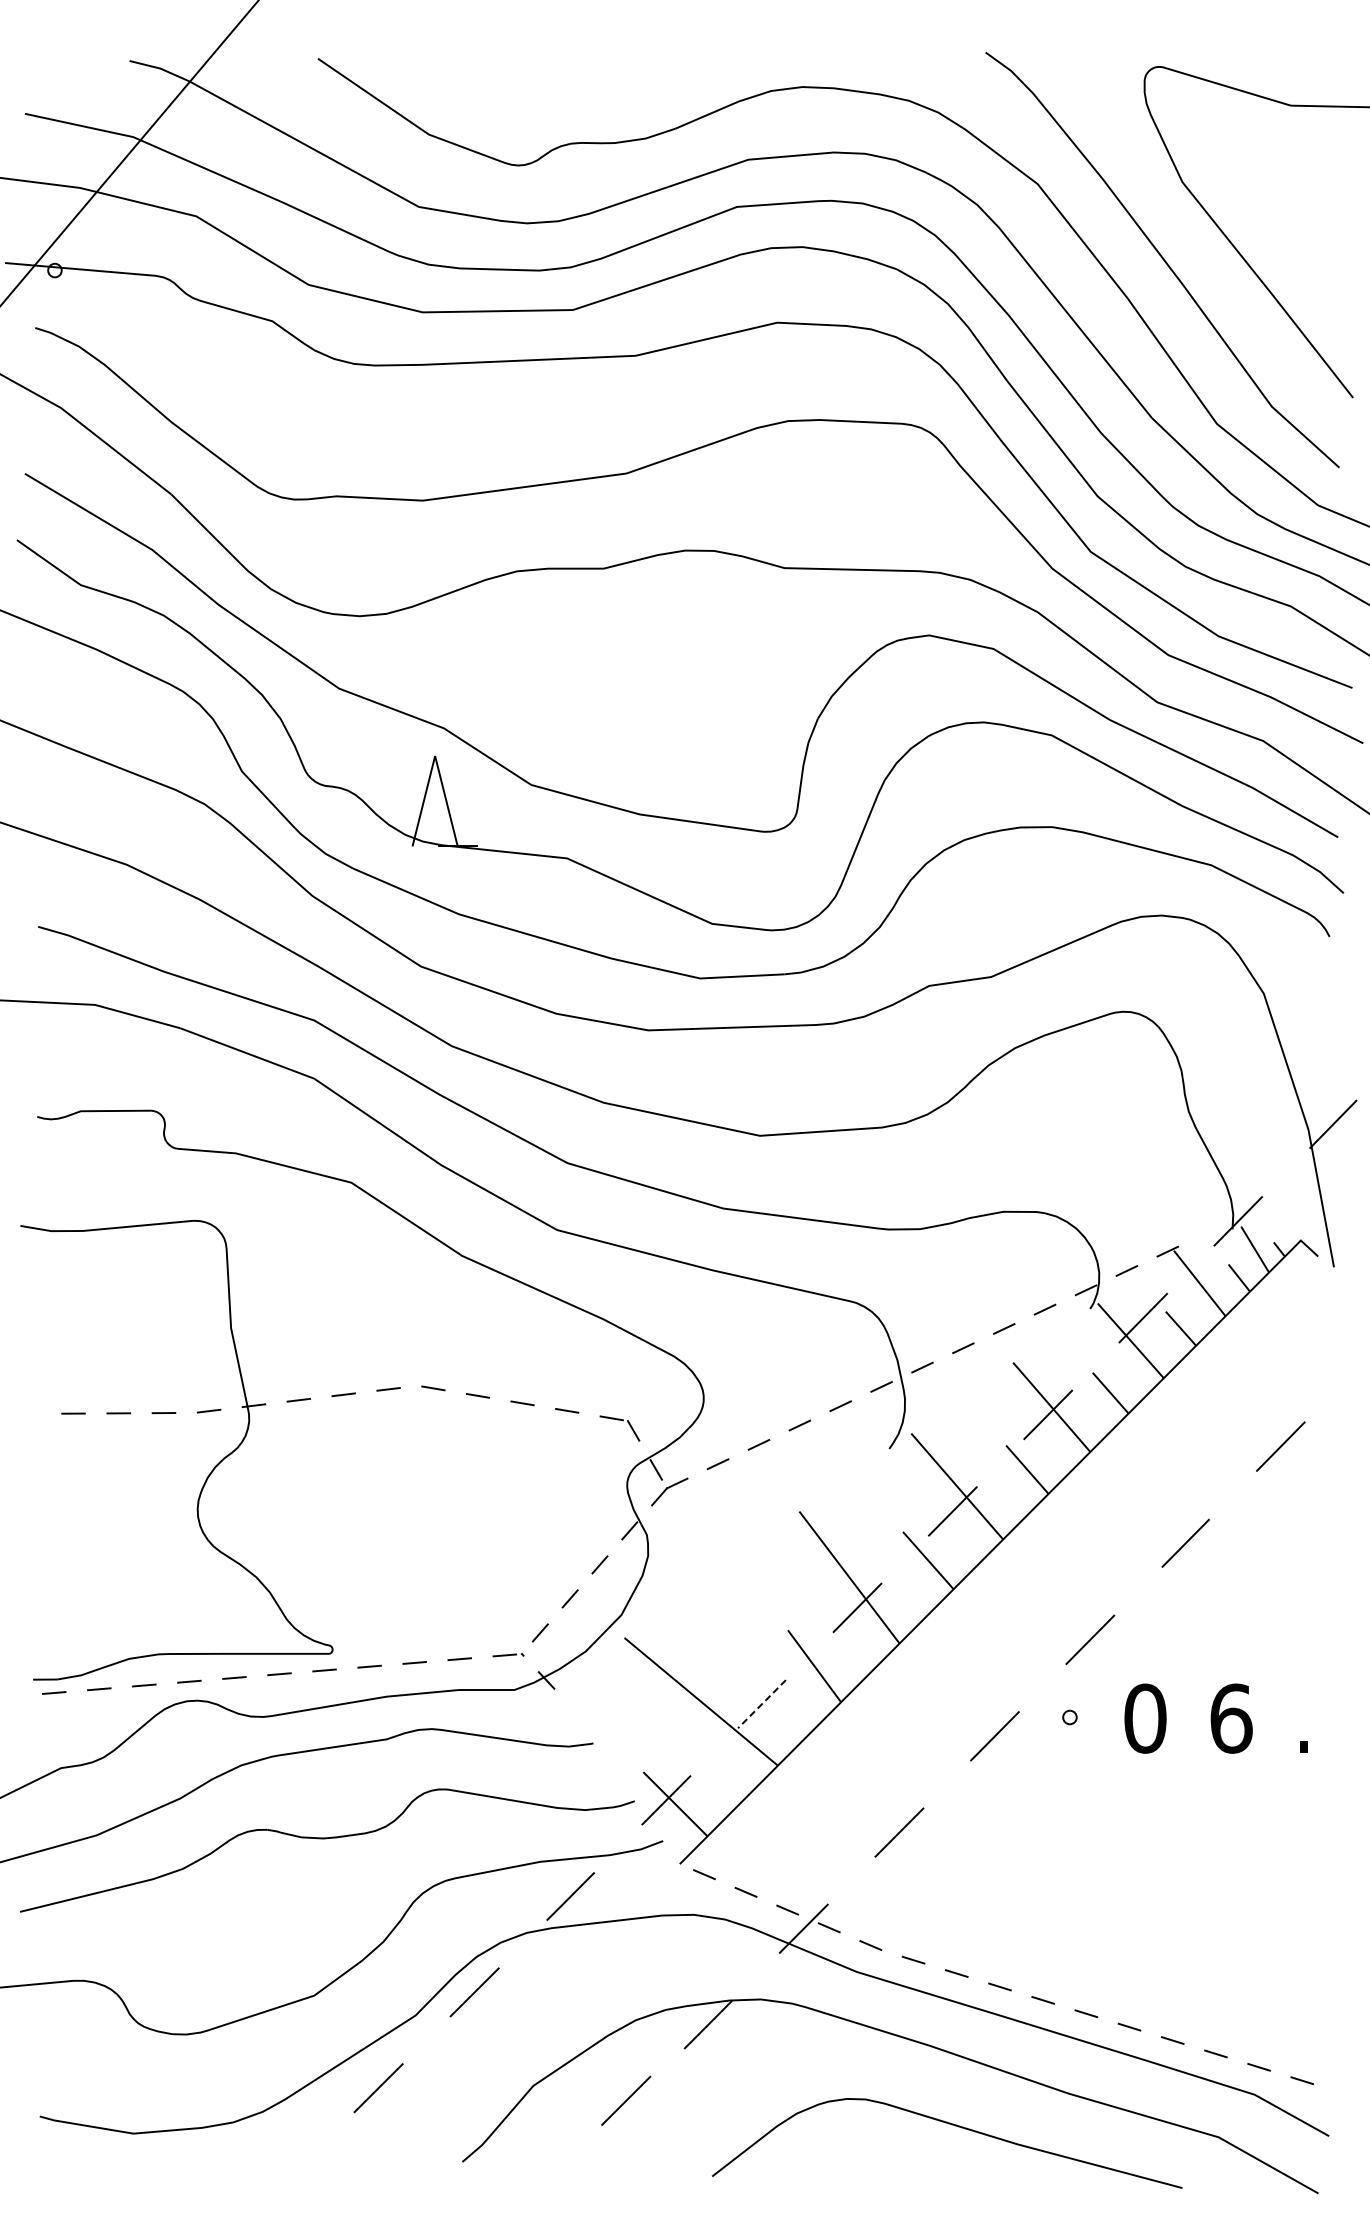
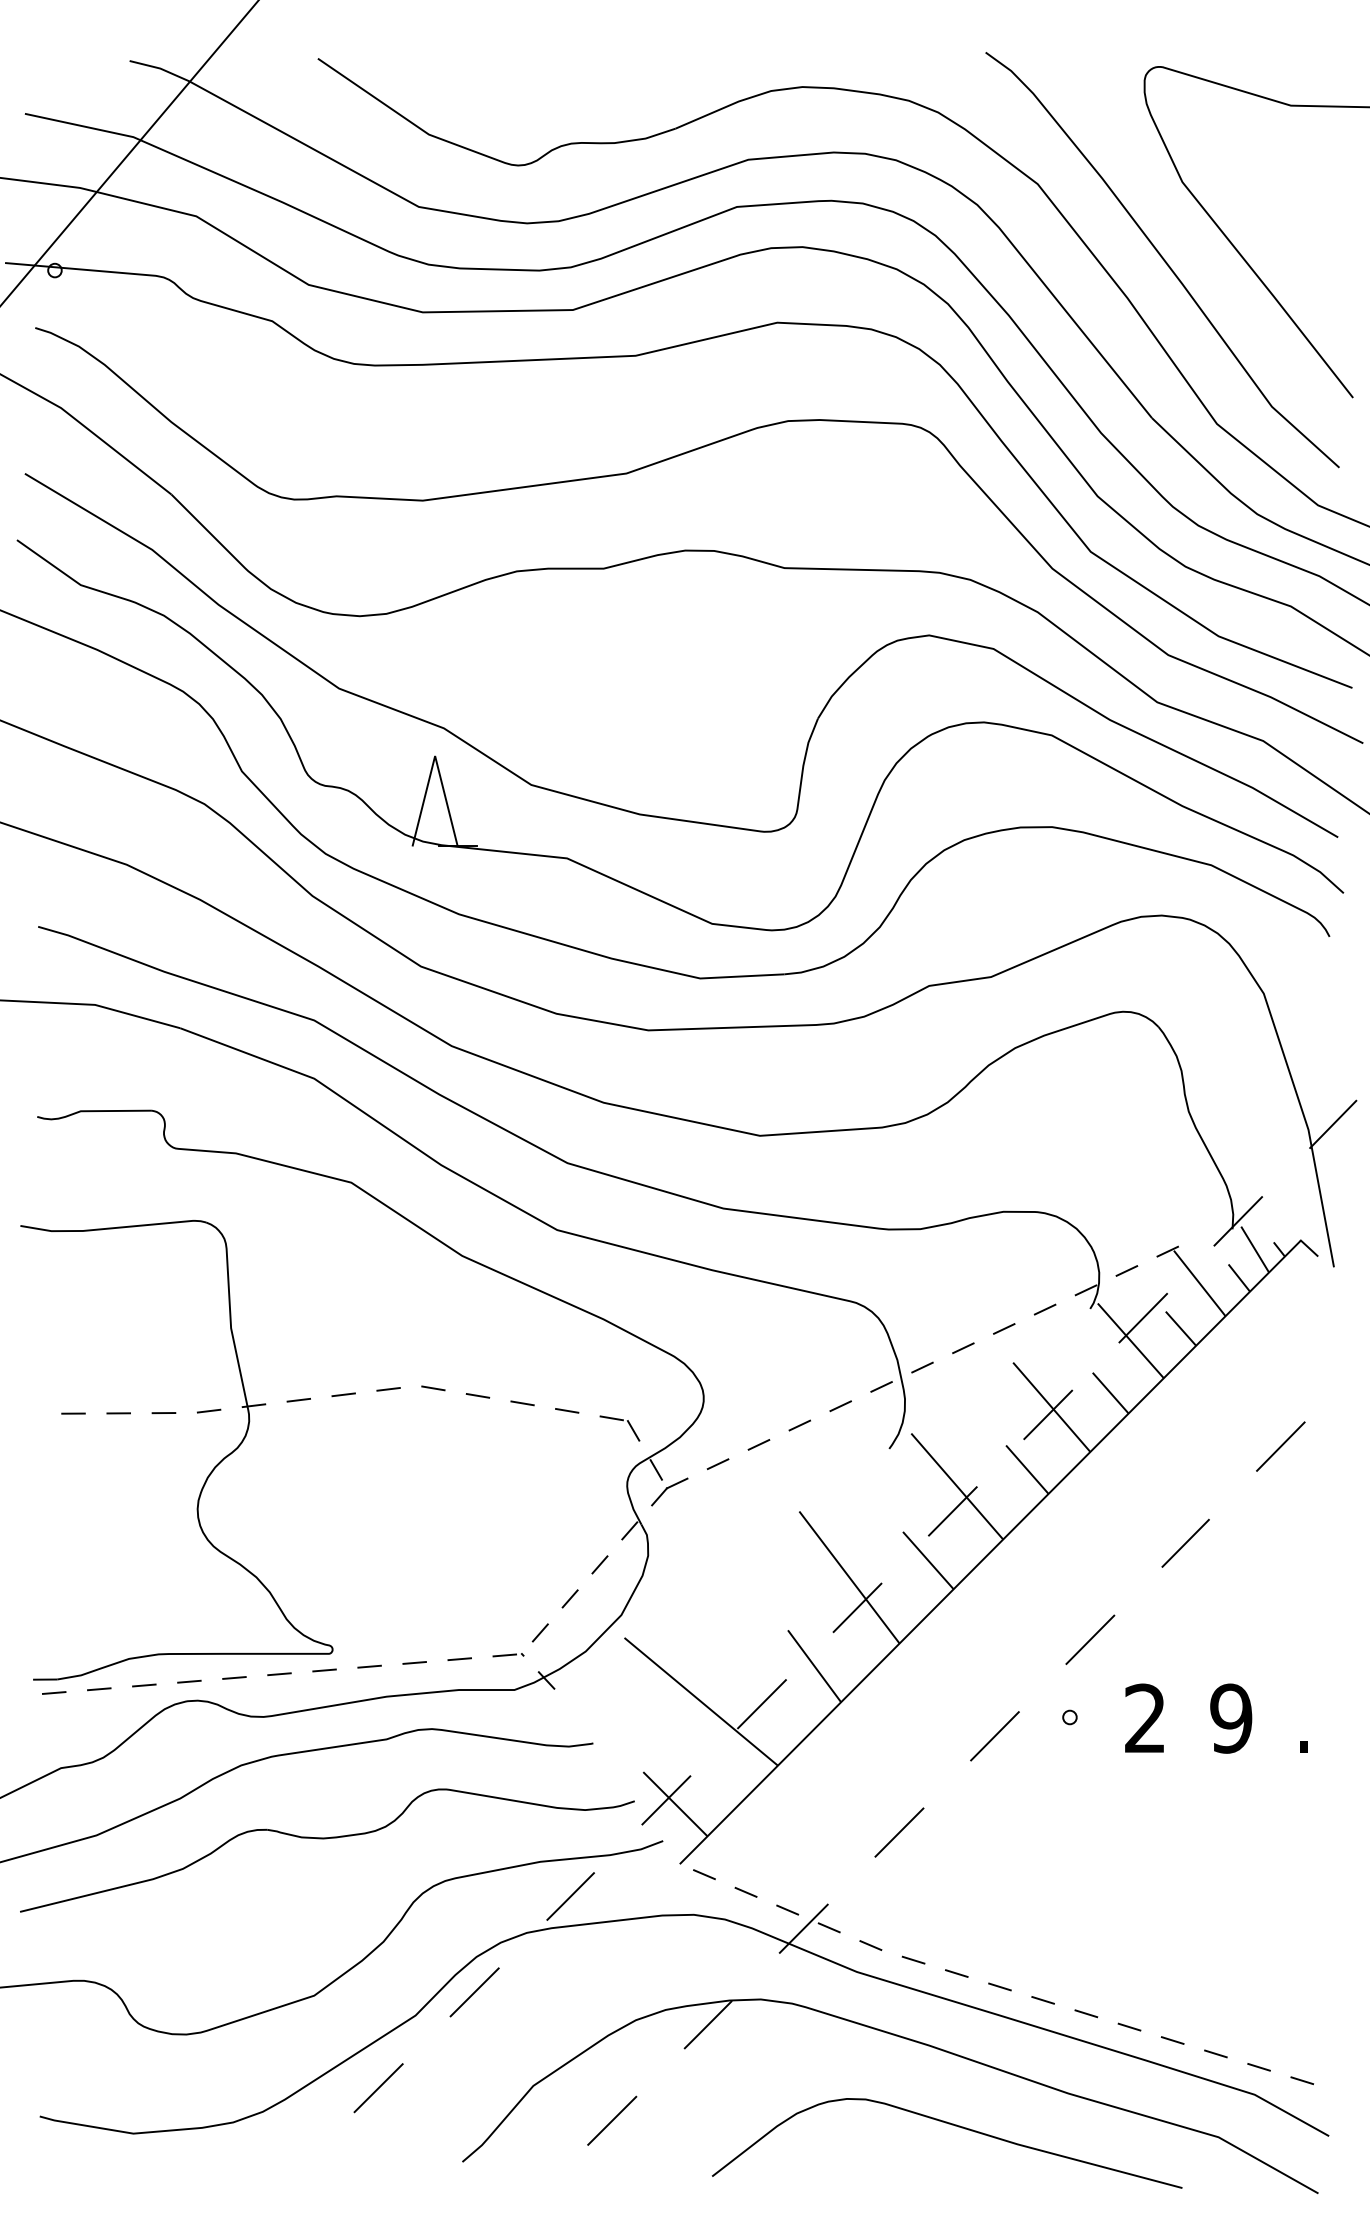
line: dashed -> solid (762, 1704)
text: 0 -> 2 (1145, 1718)
text: 6 -> 9 (1231, 1718)
line position: (626, 2100) -> (612, 2120) (612, 2120)
